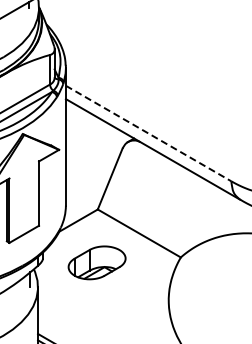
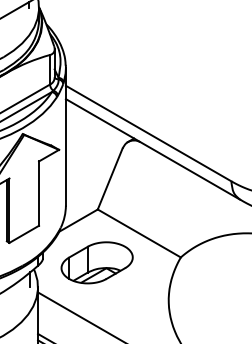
line: dashed -> solid (148, 133)
part size: 60x36 px -> 74x44 px (96, 262)
line: none -> present (80, 316)
